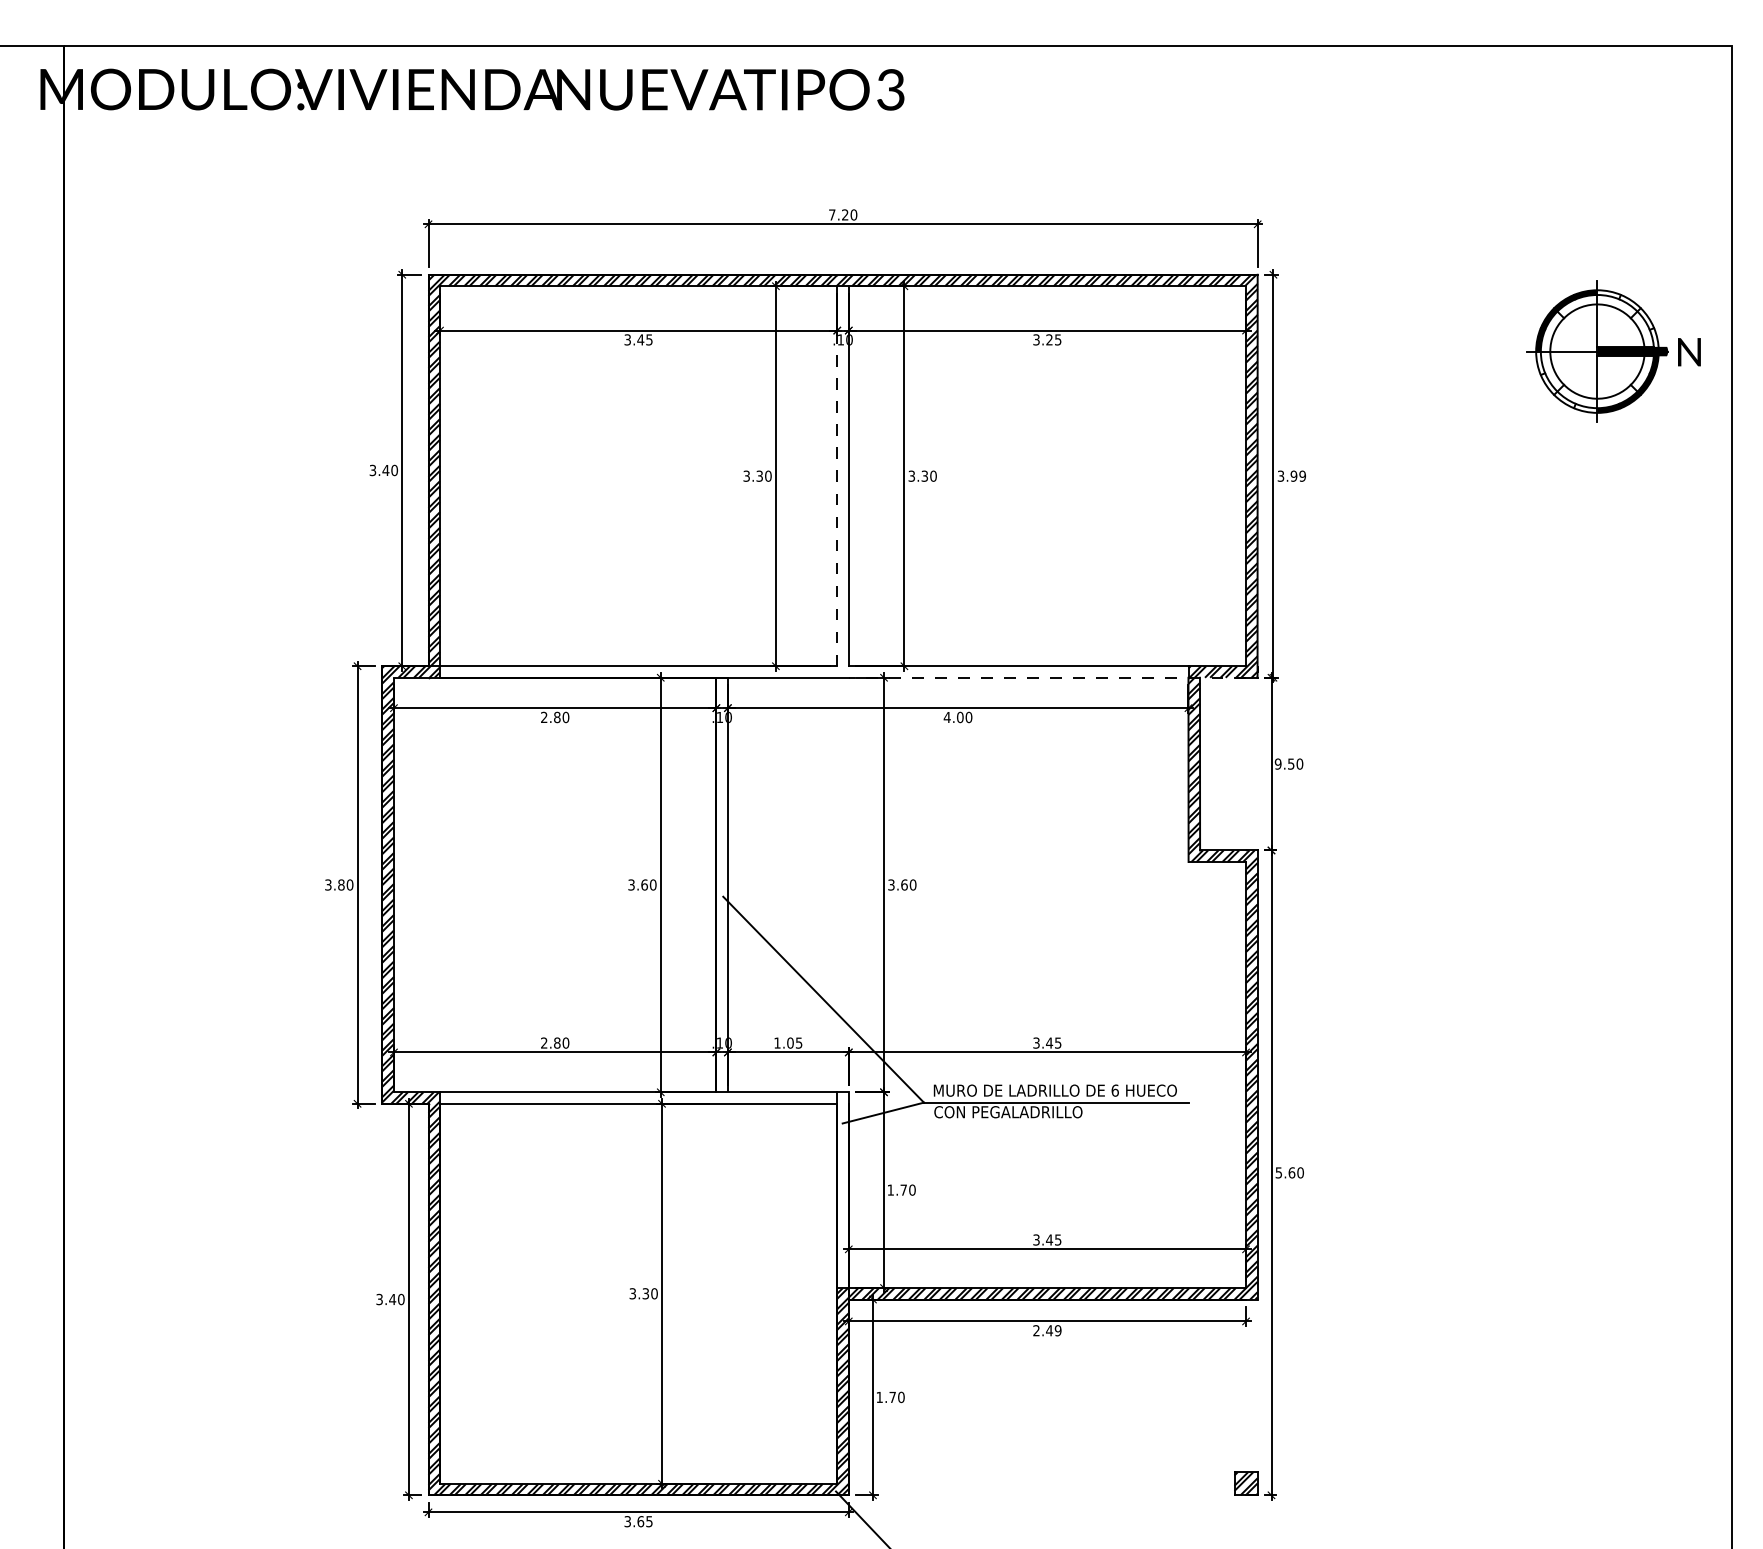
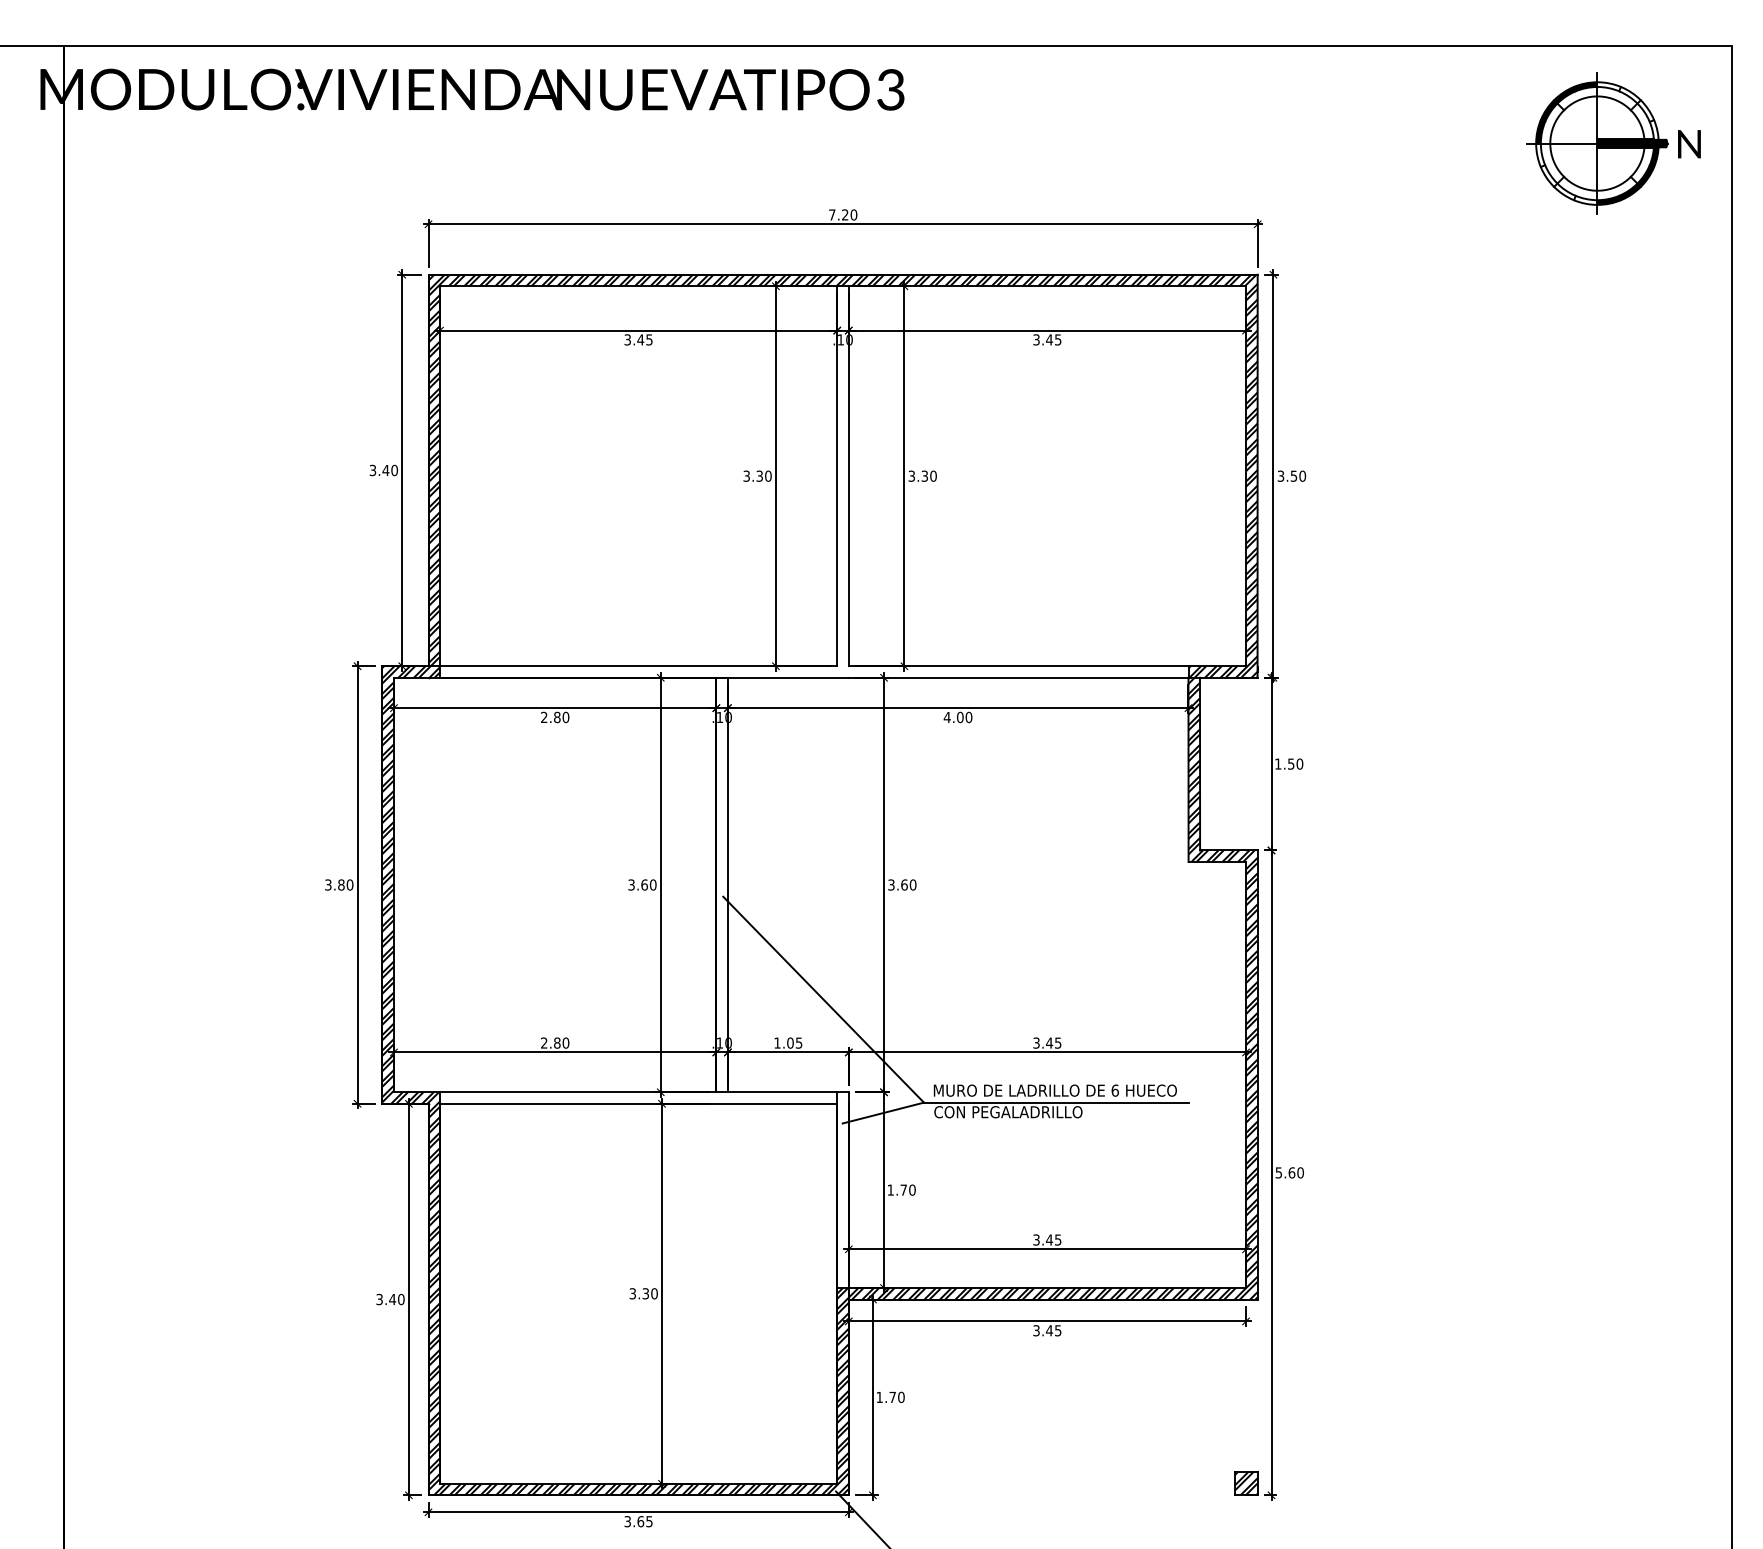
text: 3.25 -> 3.45 (1049, 339)
part position: (1613, 351) -> (1613, 143) (1613, 143)
text: 3.99 -> 3.50 (1297, 475)
line: dashed -> solid (837, 476)
line: dashed -> solid (1047, 677)
text: 9.50 -> 1.50 (1277, 763)
text: 2.49 -> 3.45 (1047, 1330)
